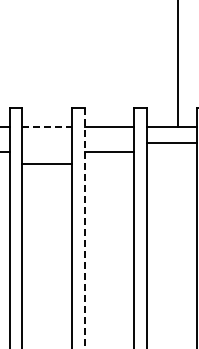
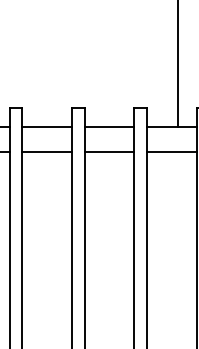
line: dashed -> solid (47, 127)
line position: (171, 143) -> (171, 152) (171, 152)
line position: (47, 164) -> (47, 152) (47, 152)
line: dashed -> solid (84, 228)
